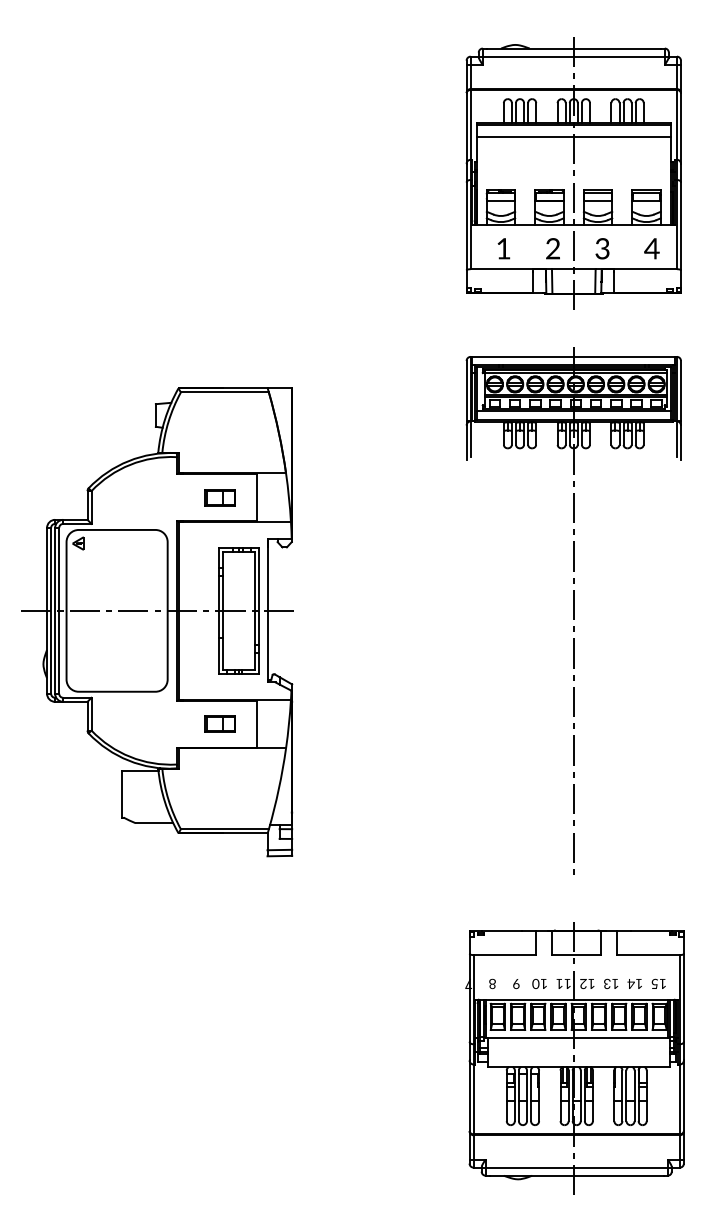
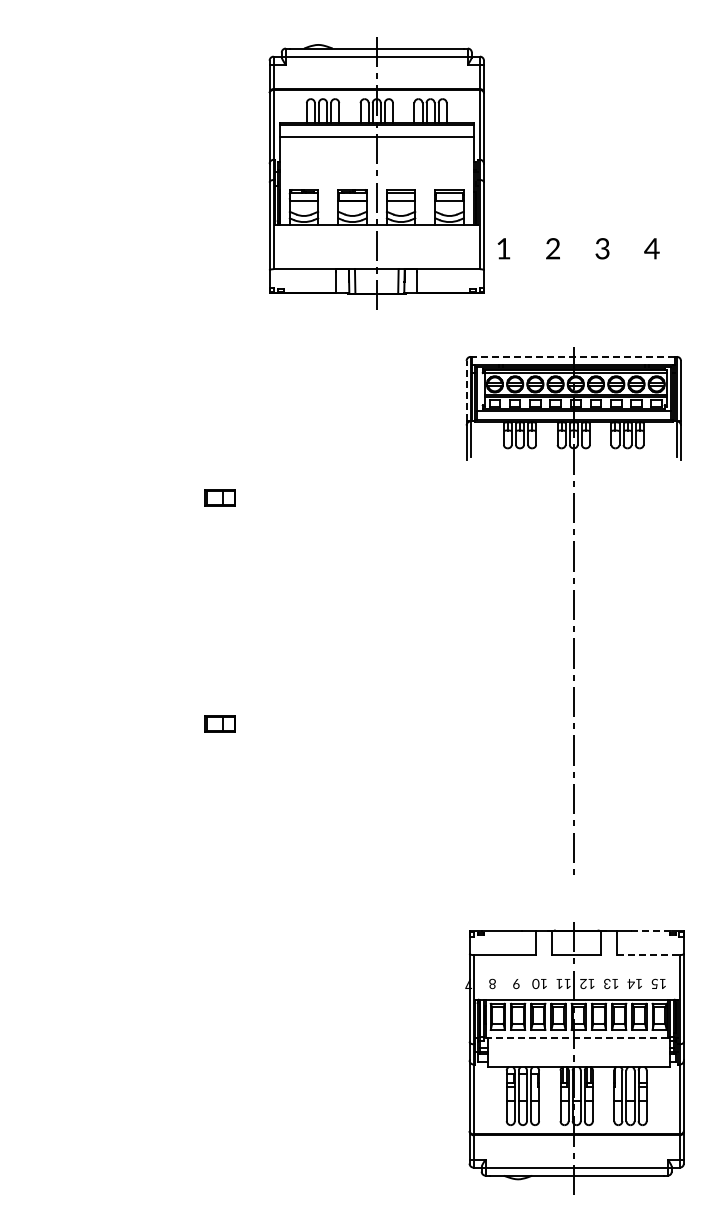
part position: (573, 173) -> (376, 173) (376, 173)
line: solid -> dashed (573, 356)
line: solid -> dashed (466, 390)
part: present -> none (157, 622)
line: solid -> dashed (652, 931)
line: solid -> dashed (649, 955)
line: solid -> dashed (576, 1038)
